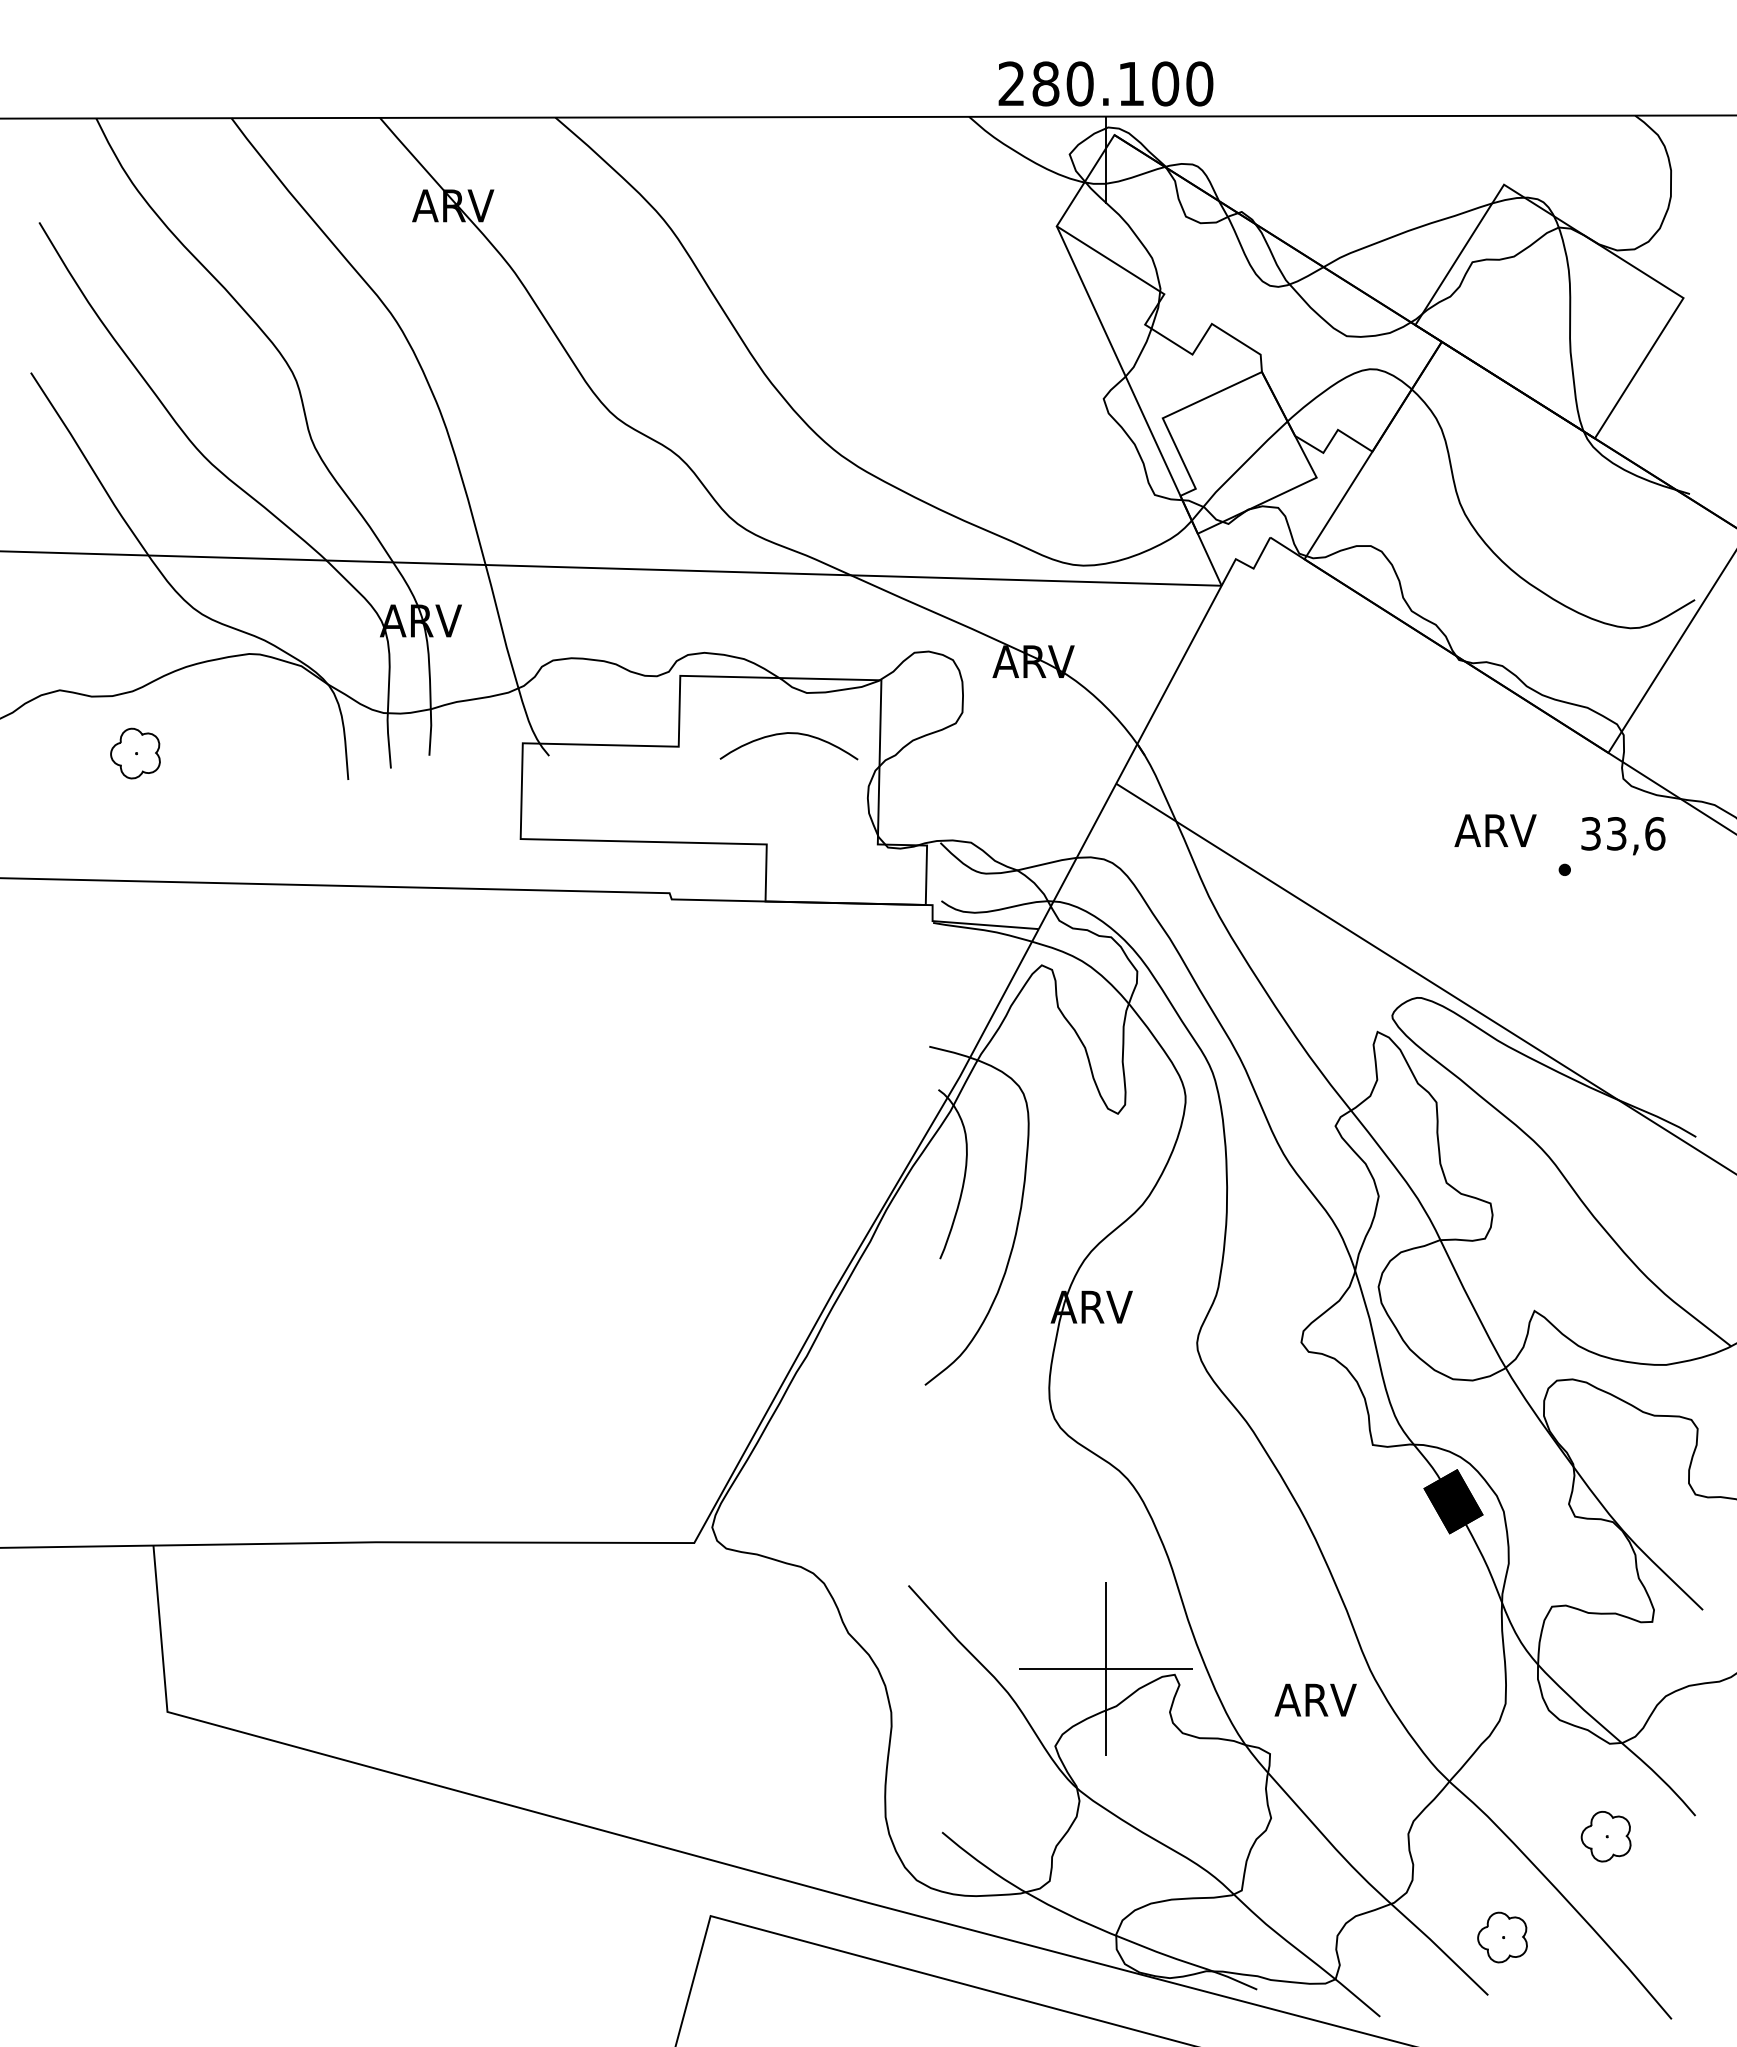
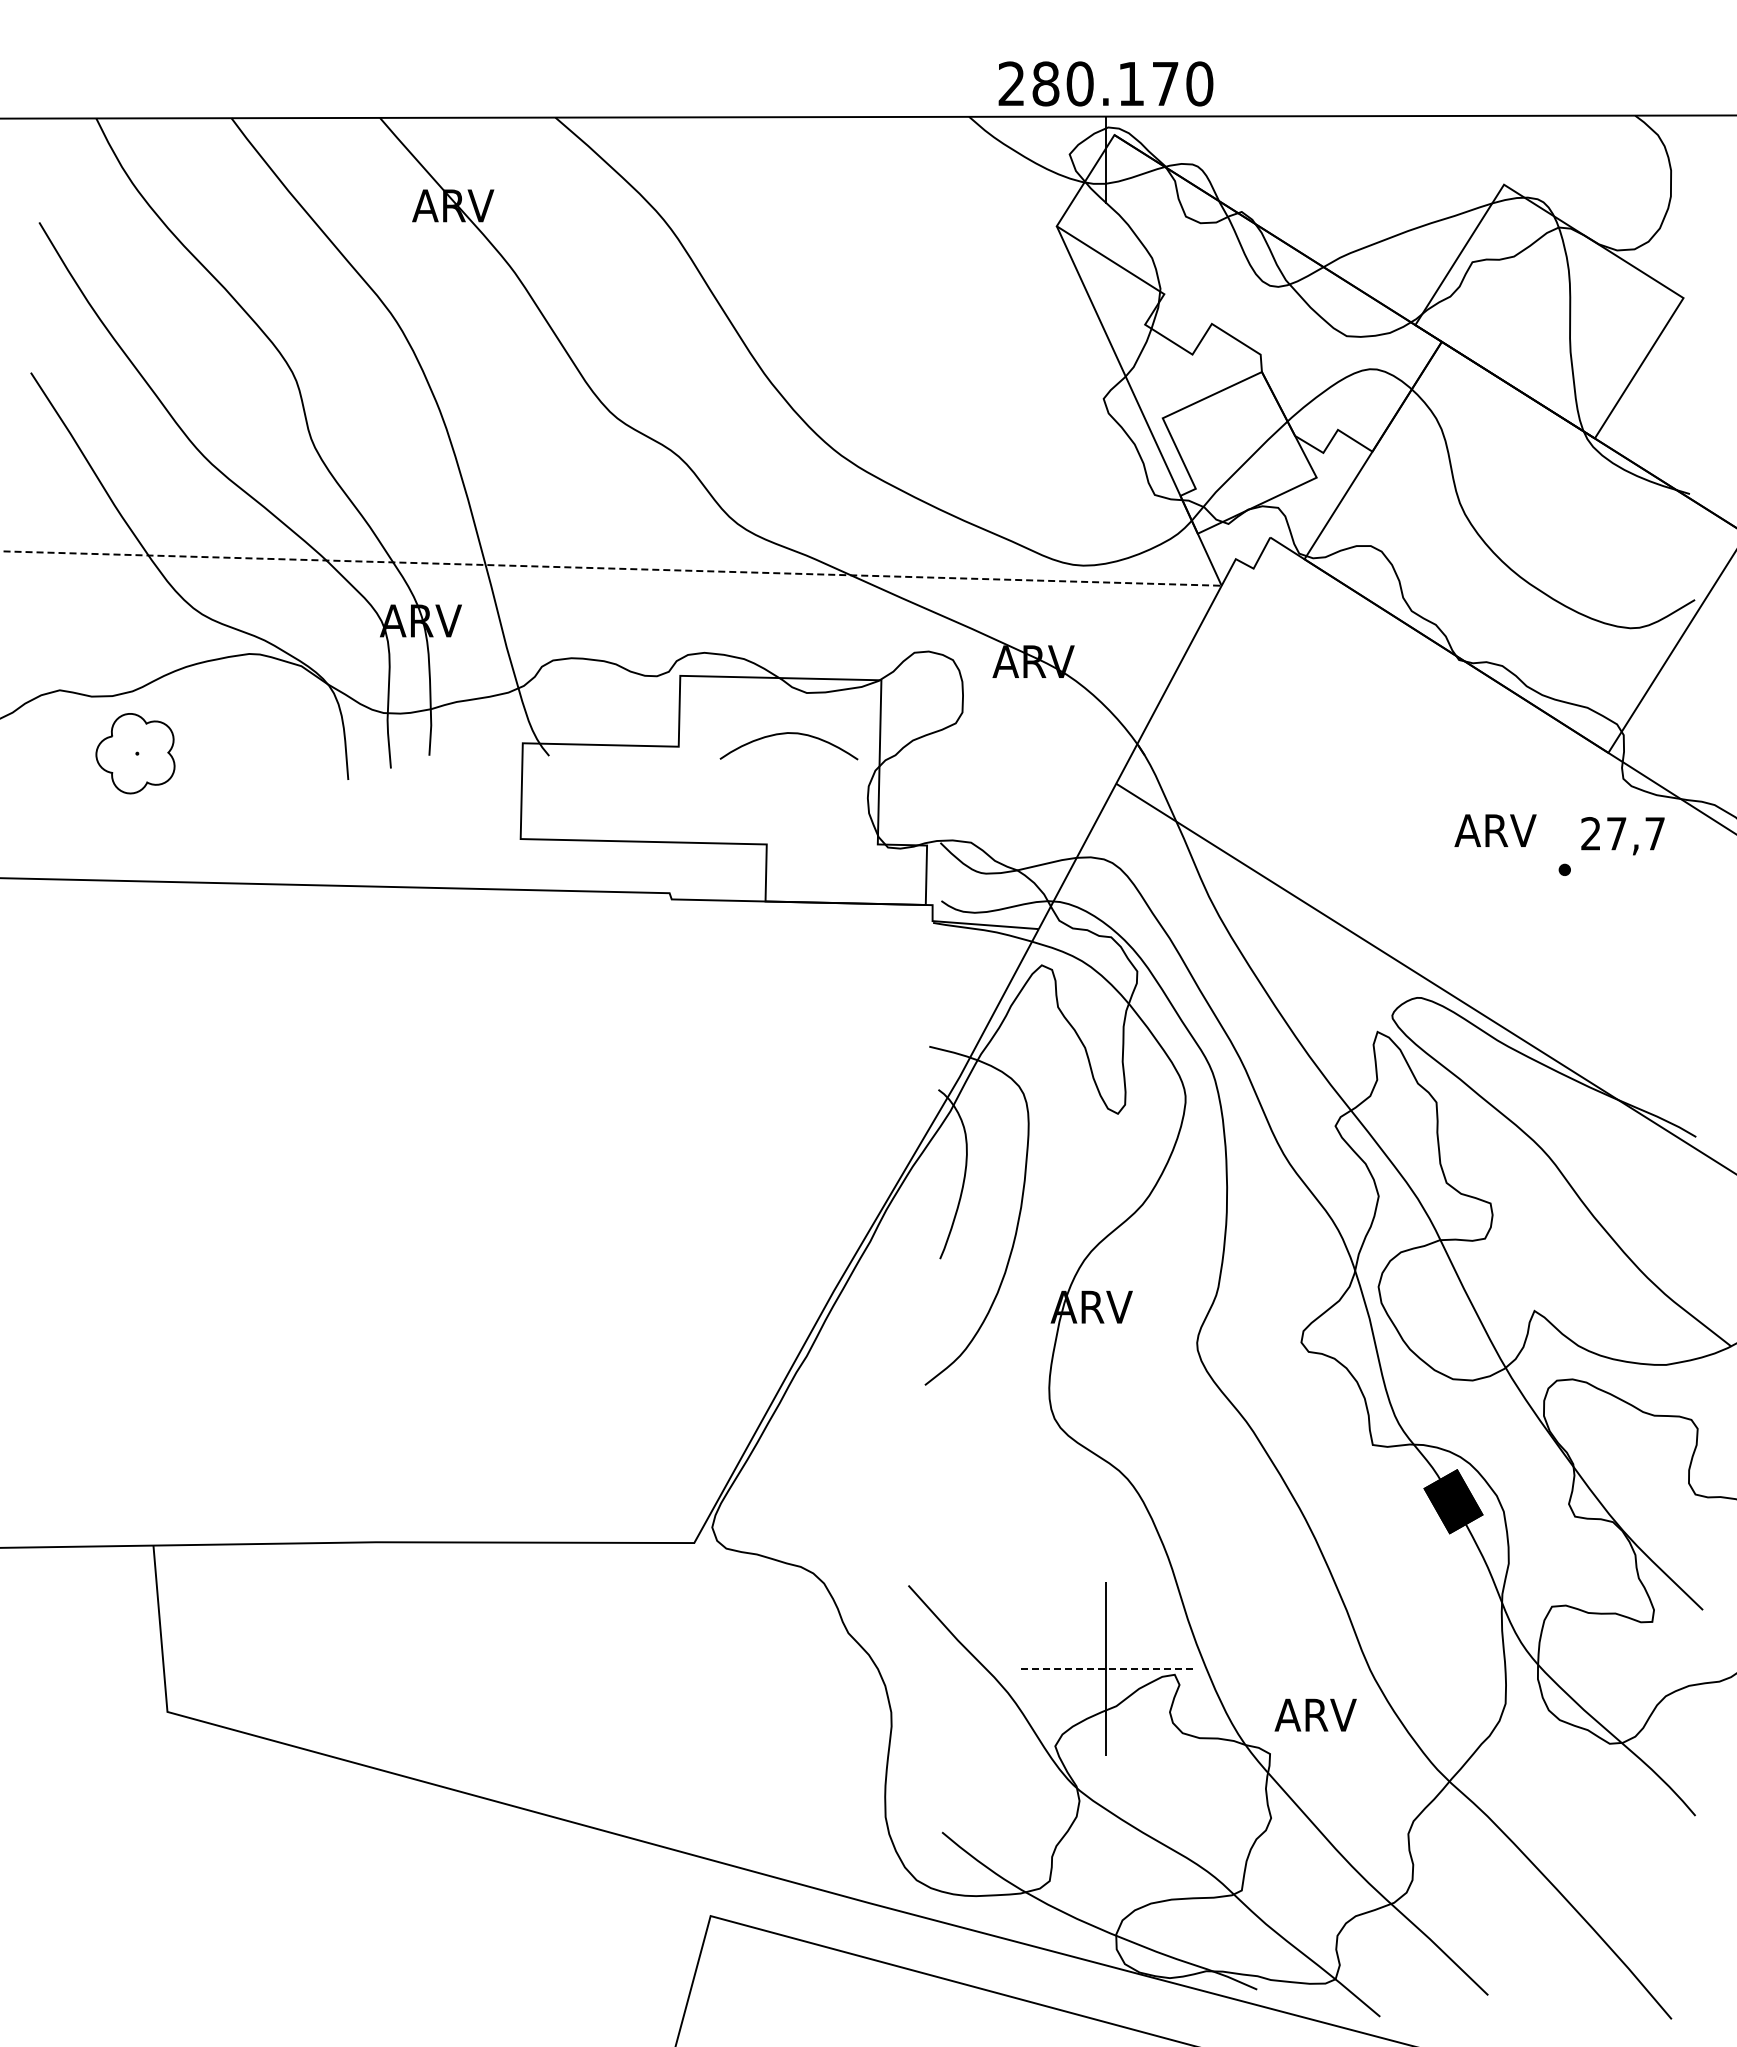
text: 280.100 -> 280.170 (1165, 83)
line: solid -> dashed (611, 568)
part size: 51x53 px -> 81x82 px (135, 753)
text: 33,6 -> 27,7 (1623, 833)
line: solid -> dashed (1105, 1669)
text position: (1315, 1699) -> (1315, 1714) (1315, 1714)
part: present -> none (1605, 1836)
part: present -> none (1502, 1937)
